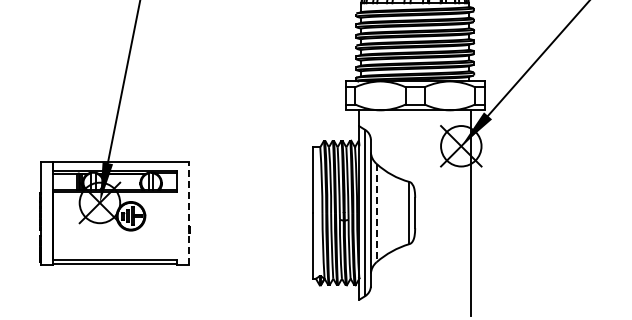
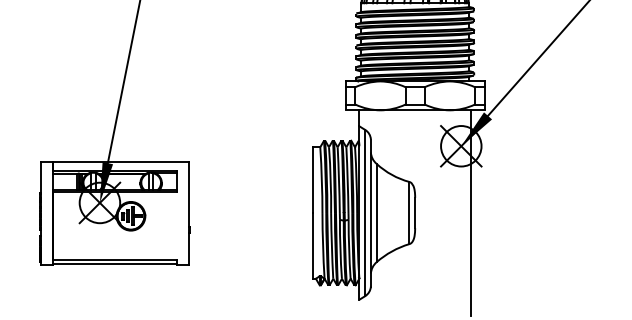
line: dashed -> solid (188, 212)
line: dashed -> solid (376, 213)
